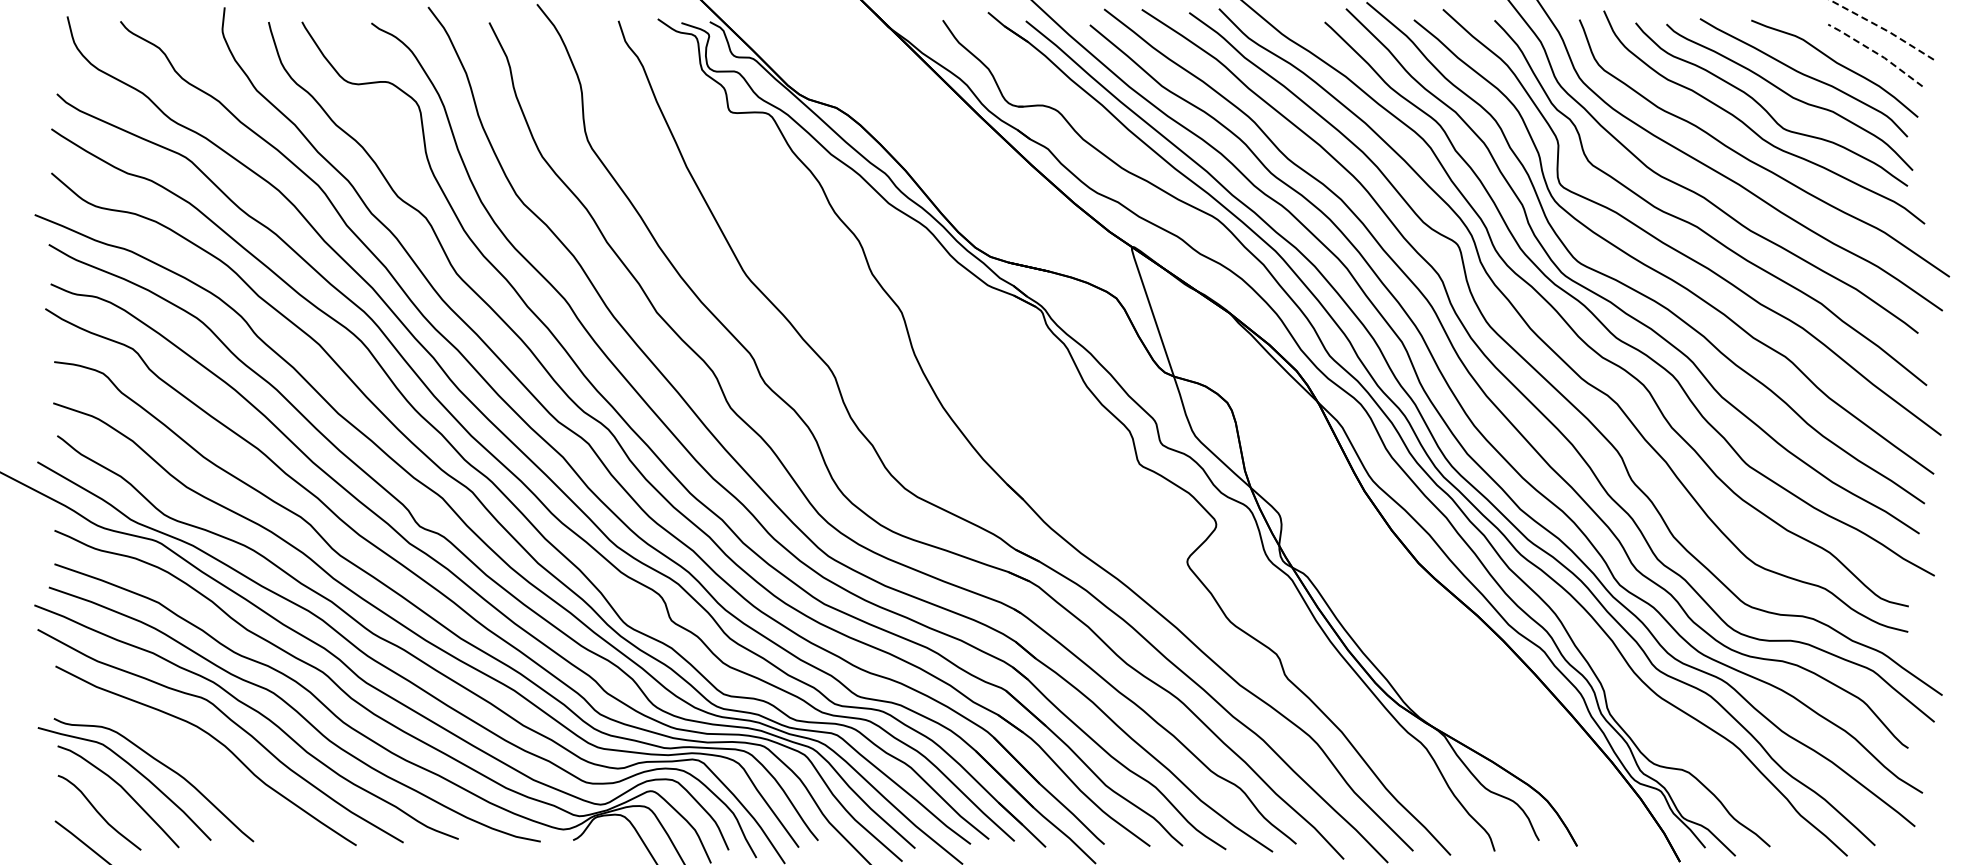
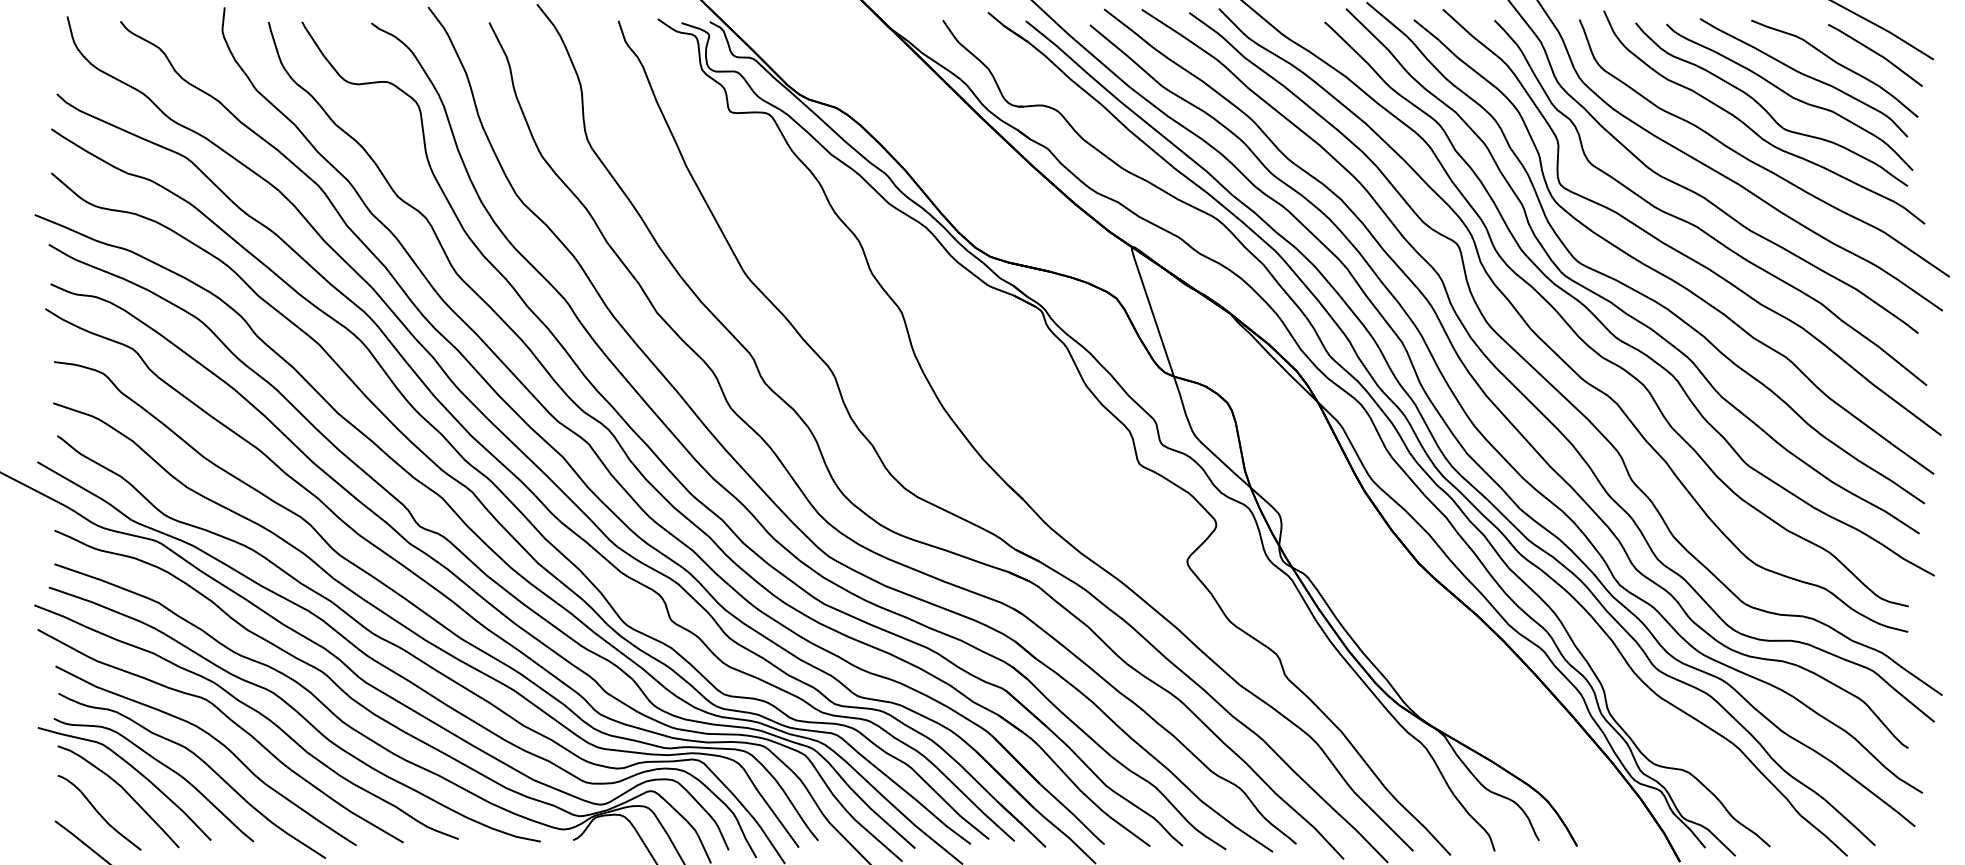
line: dashed -> solid (1883, 28)
line: dashed -> solid (1876, 52)
curve: none -> present (201, 761)
